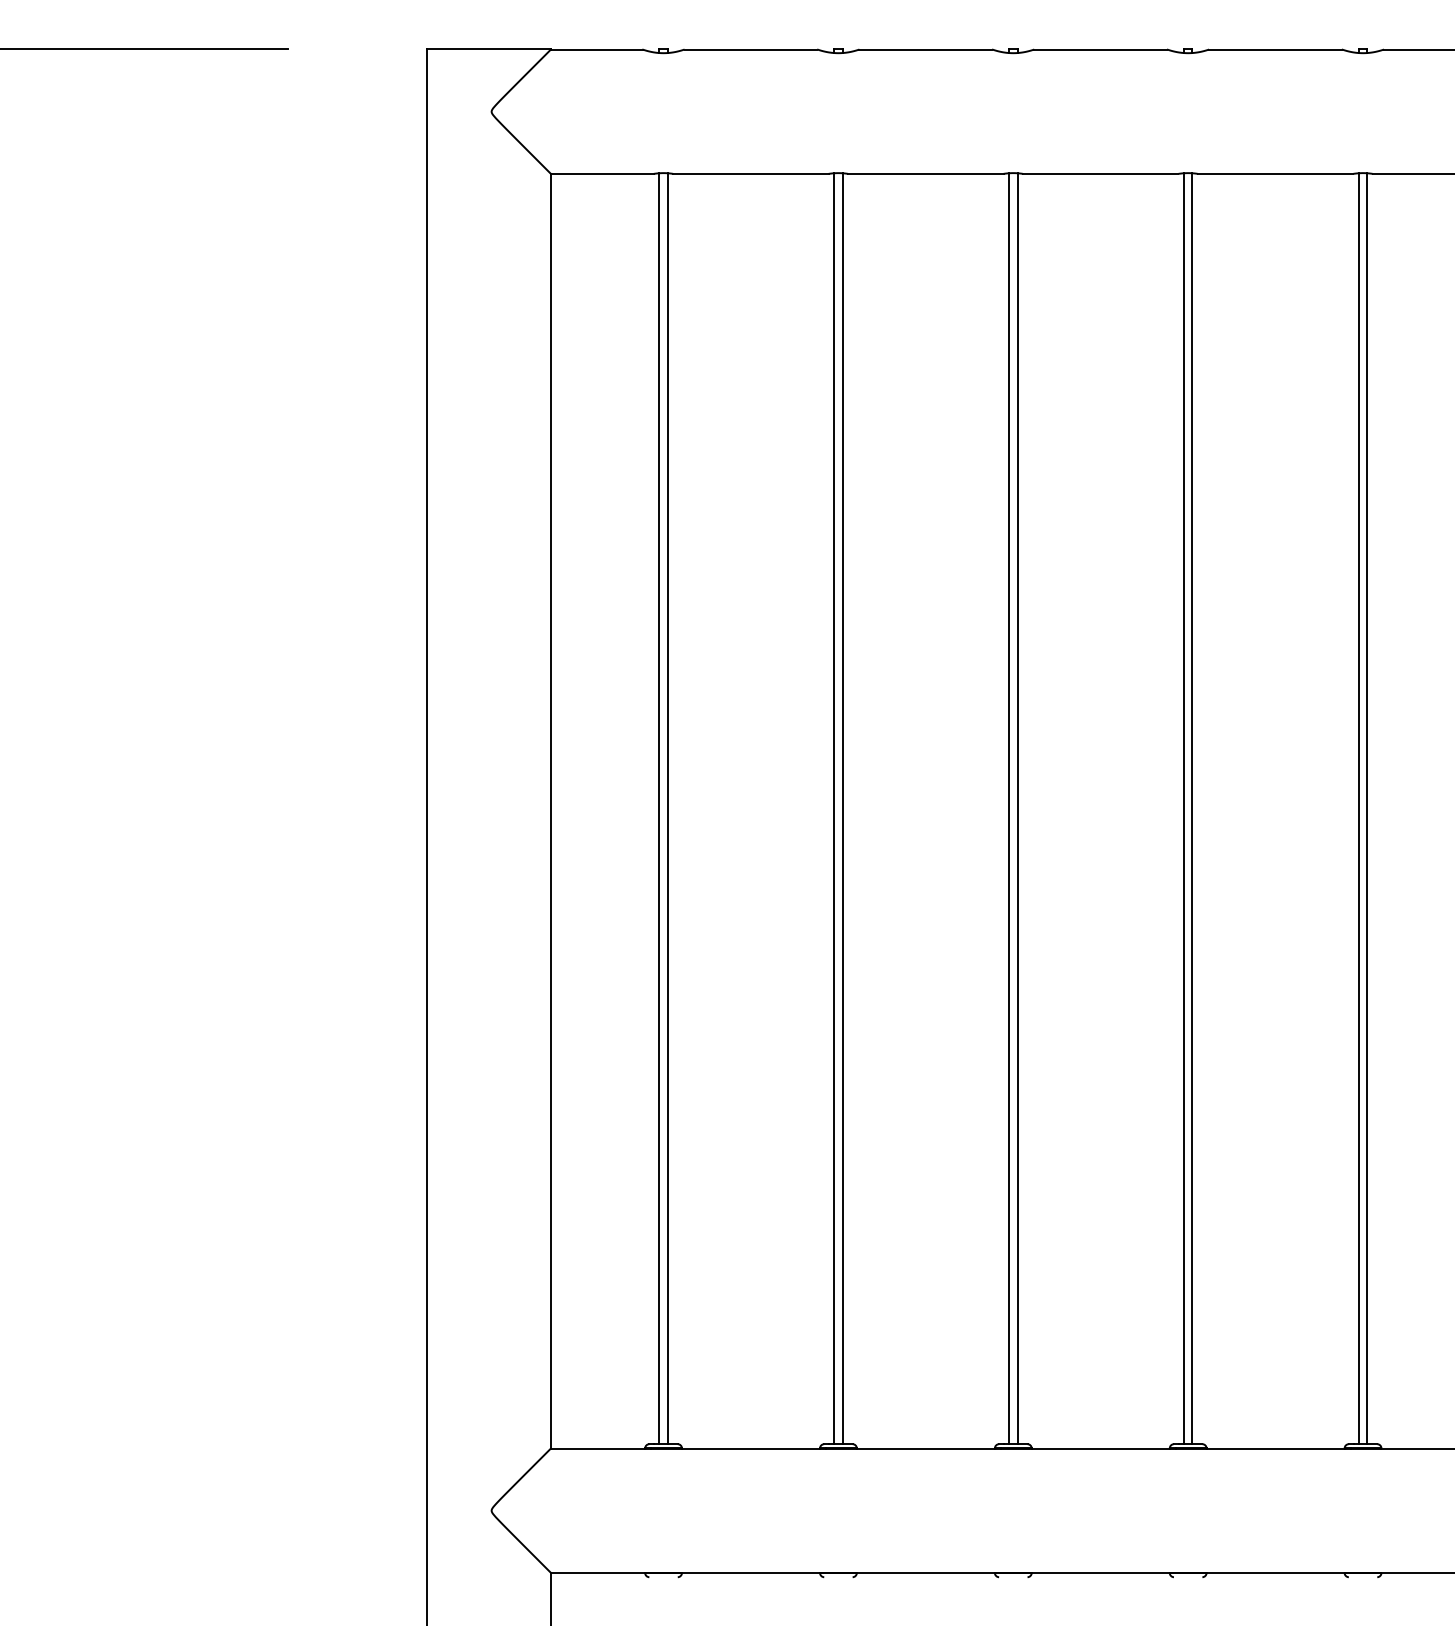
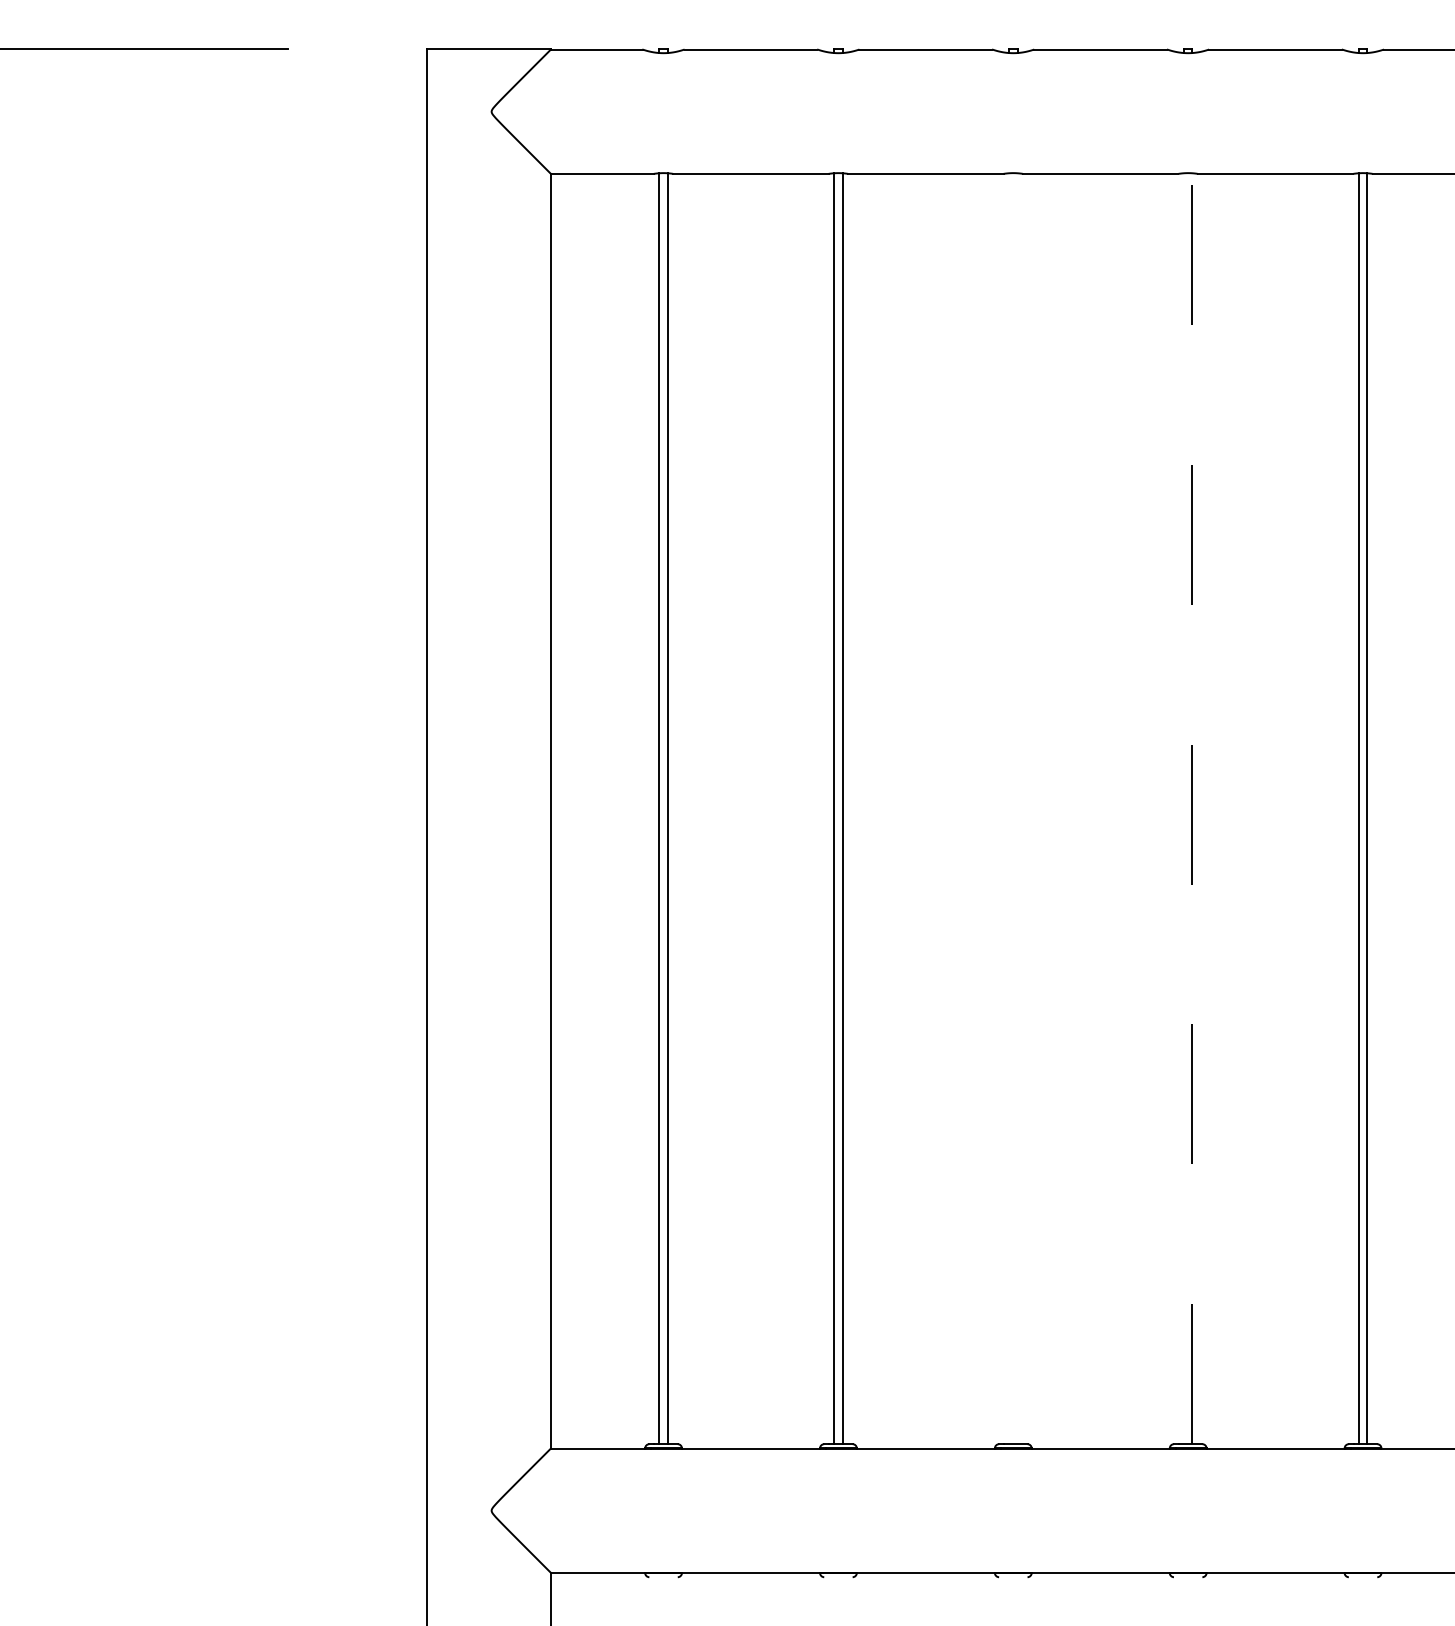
line: present -> none (1009, 808)
line: present -> none (1017, 808)
line: present -> none (1183, 808)
line: solid -> dashed (1192, 808)
